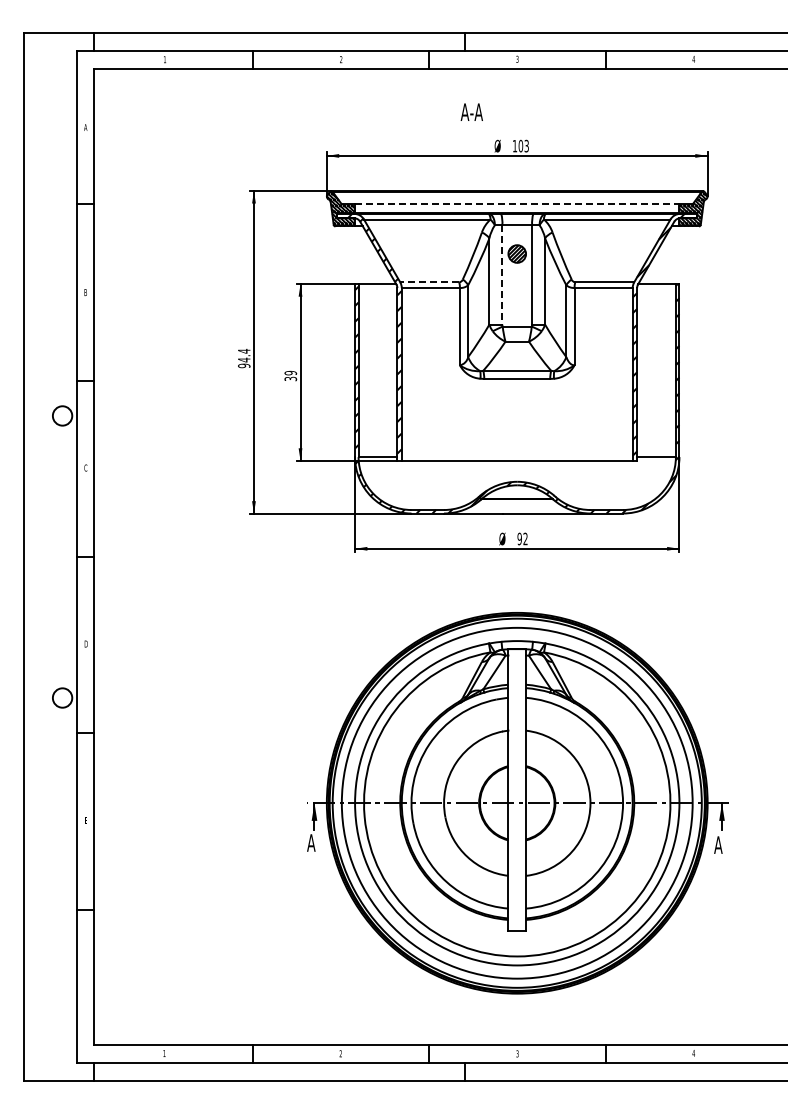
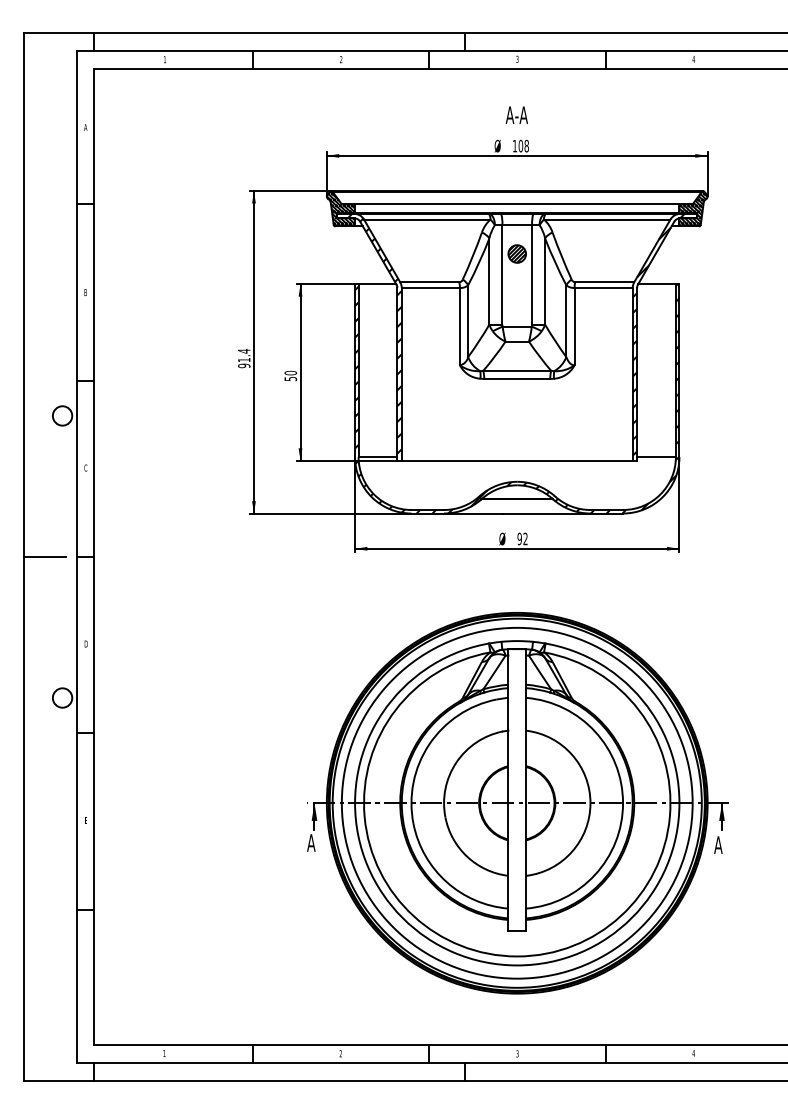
text position: (471, 111) -> (516, 114) (516, 114)
text: 103 -> 108 (526, 146)
line: dashed -> solid (517, 204)
line: dashed -> solid (502, 274)
line: dashed -> solid (429, 282)
text: 94.4 -> 91.4 (244, 359)
text: 39 -> 50 (290, 375)
line: none -> present (44, 556)
